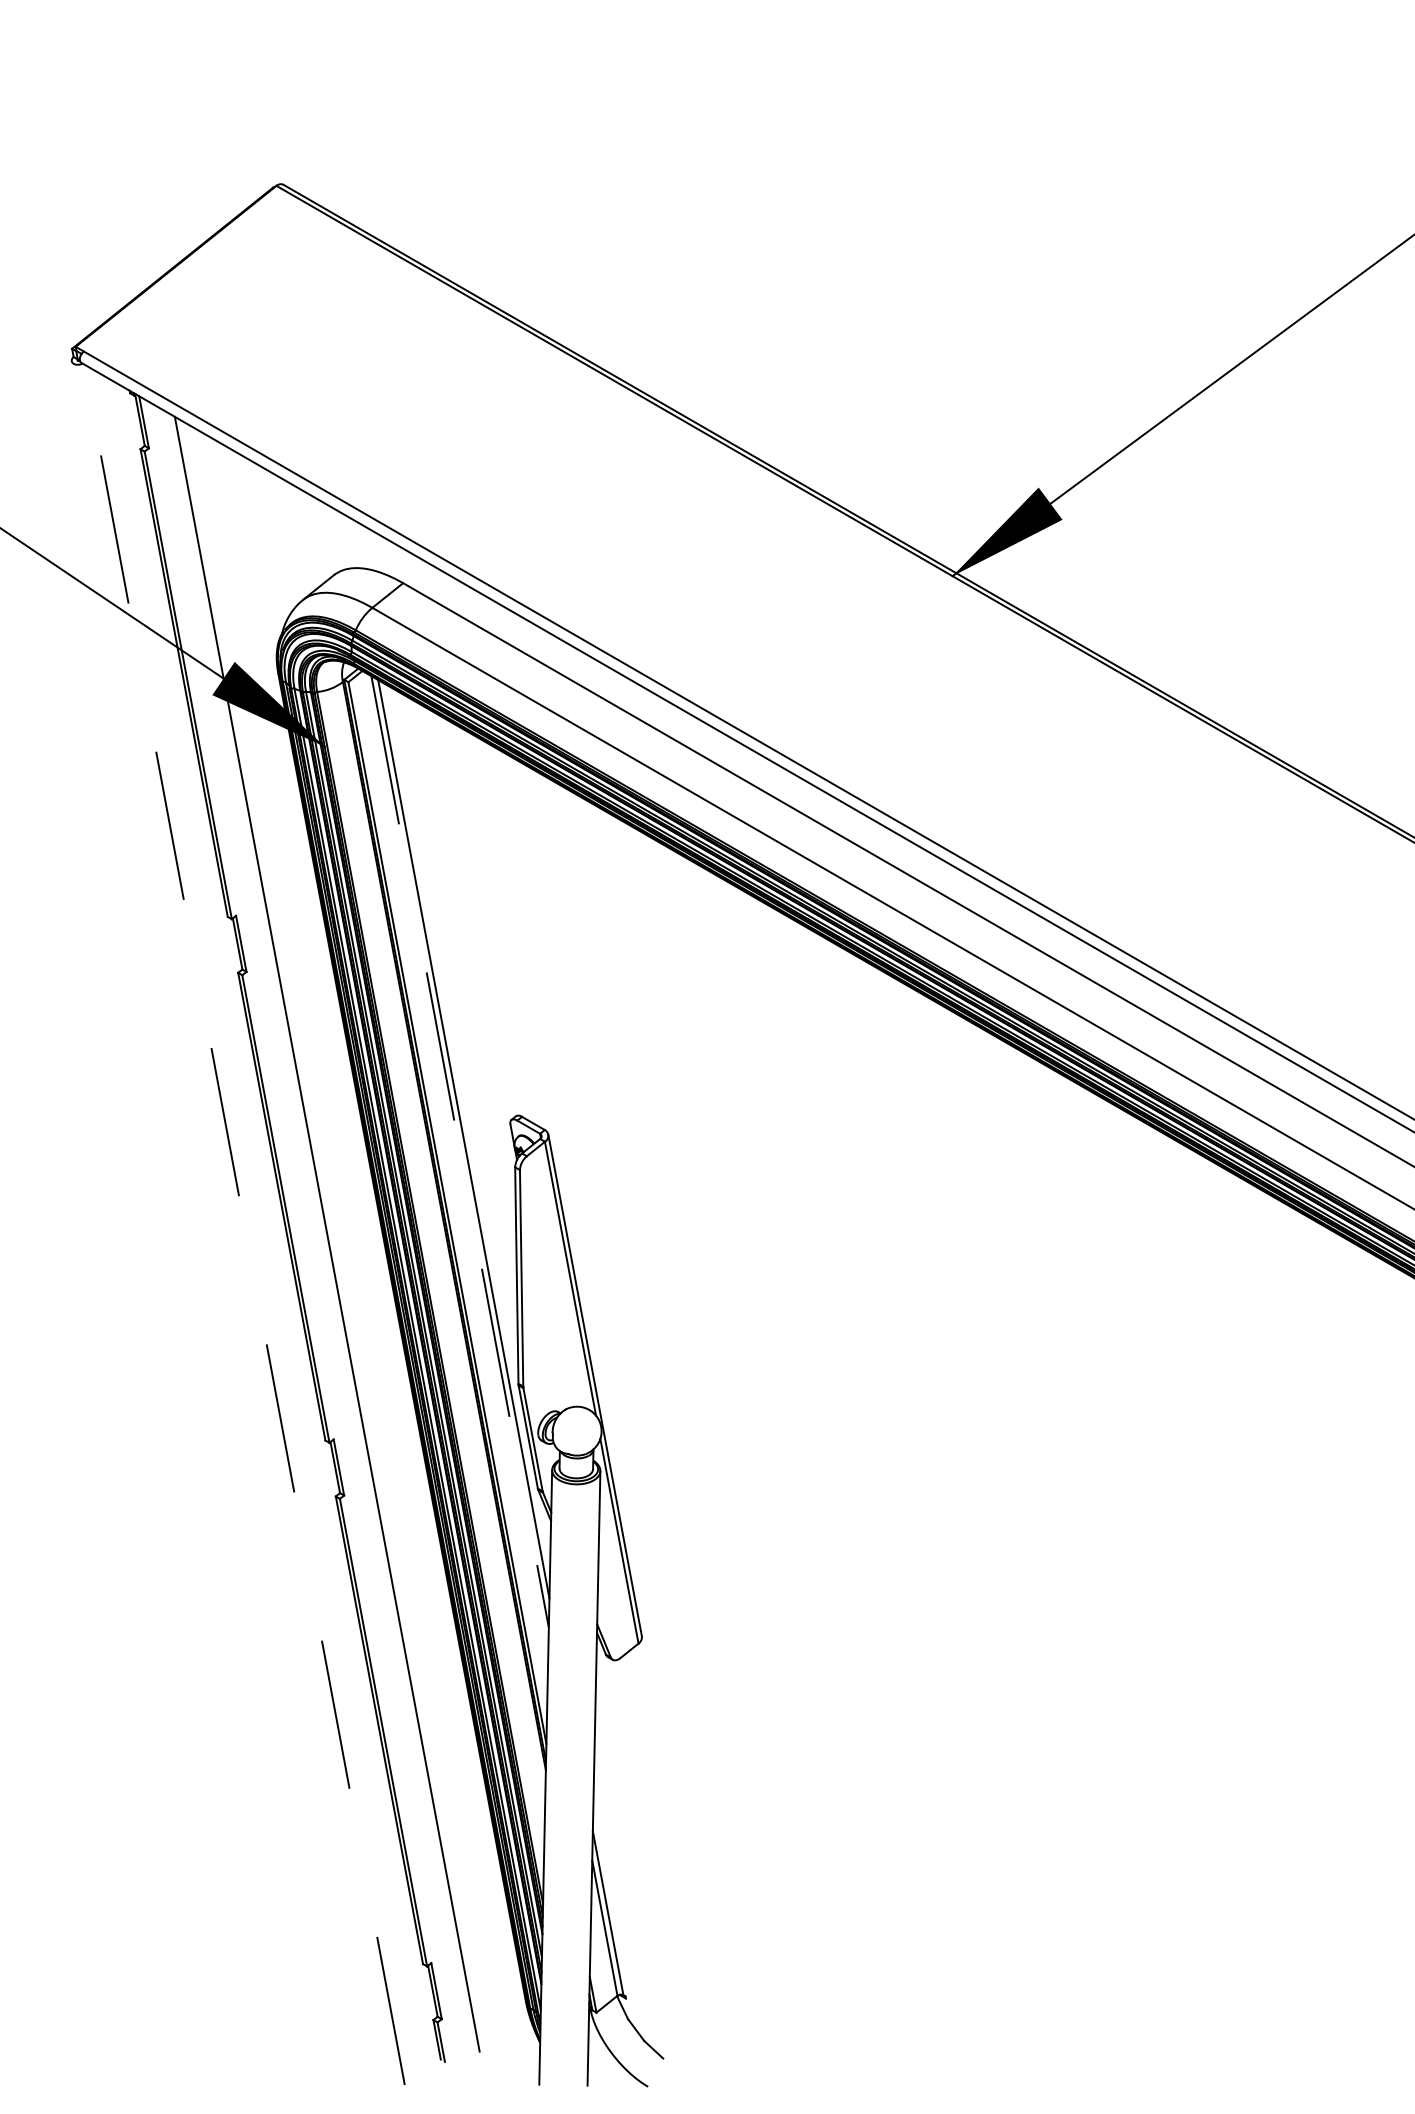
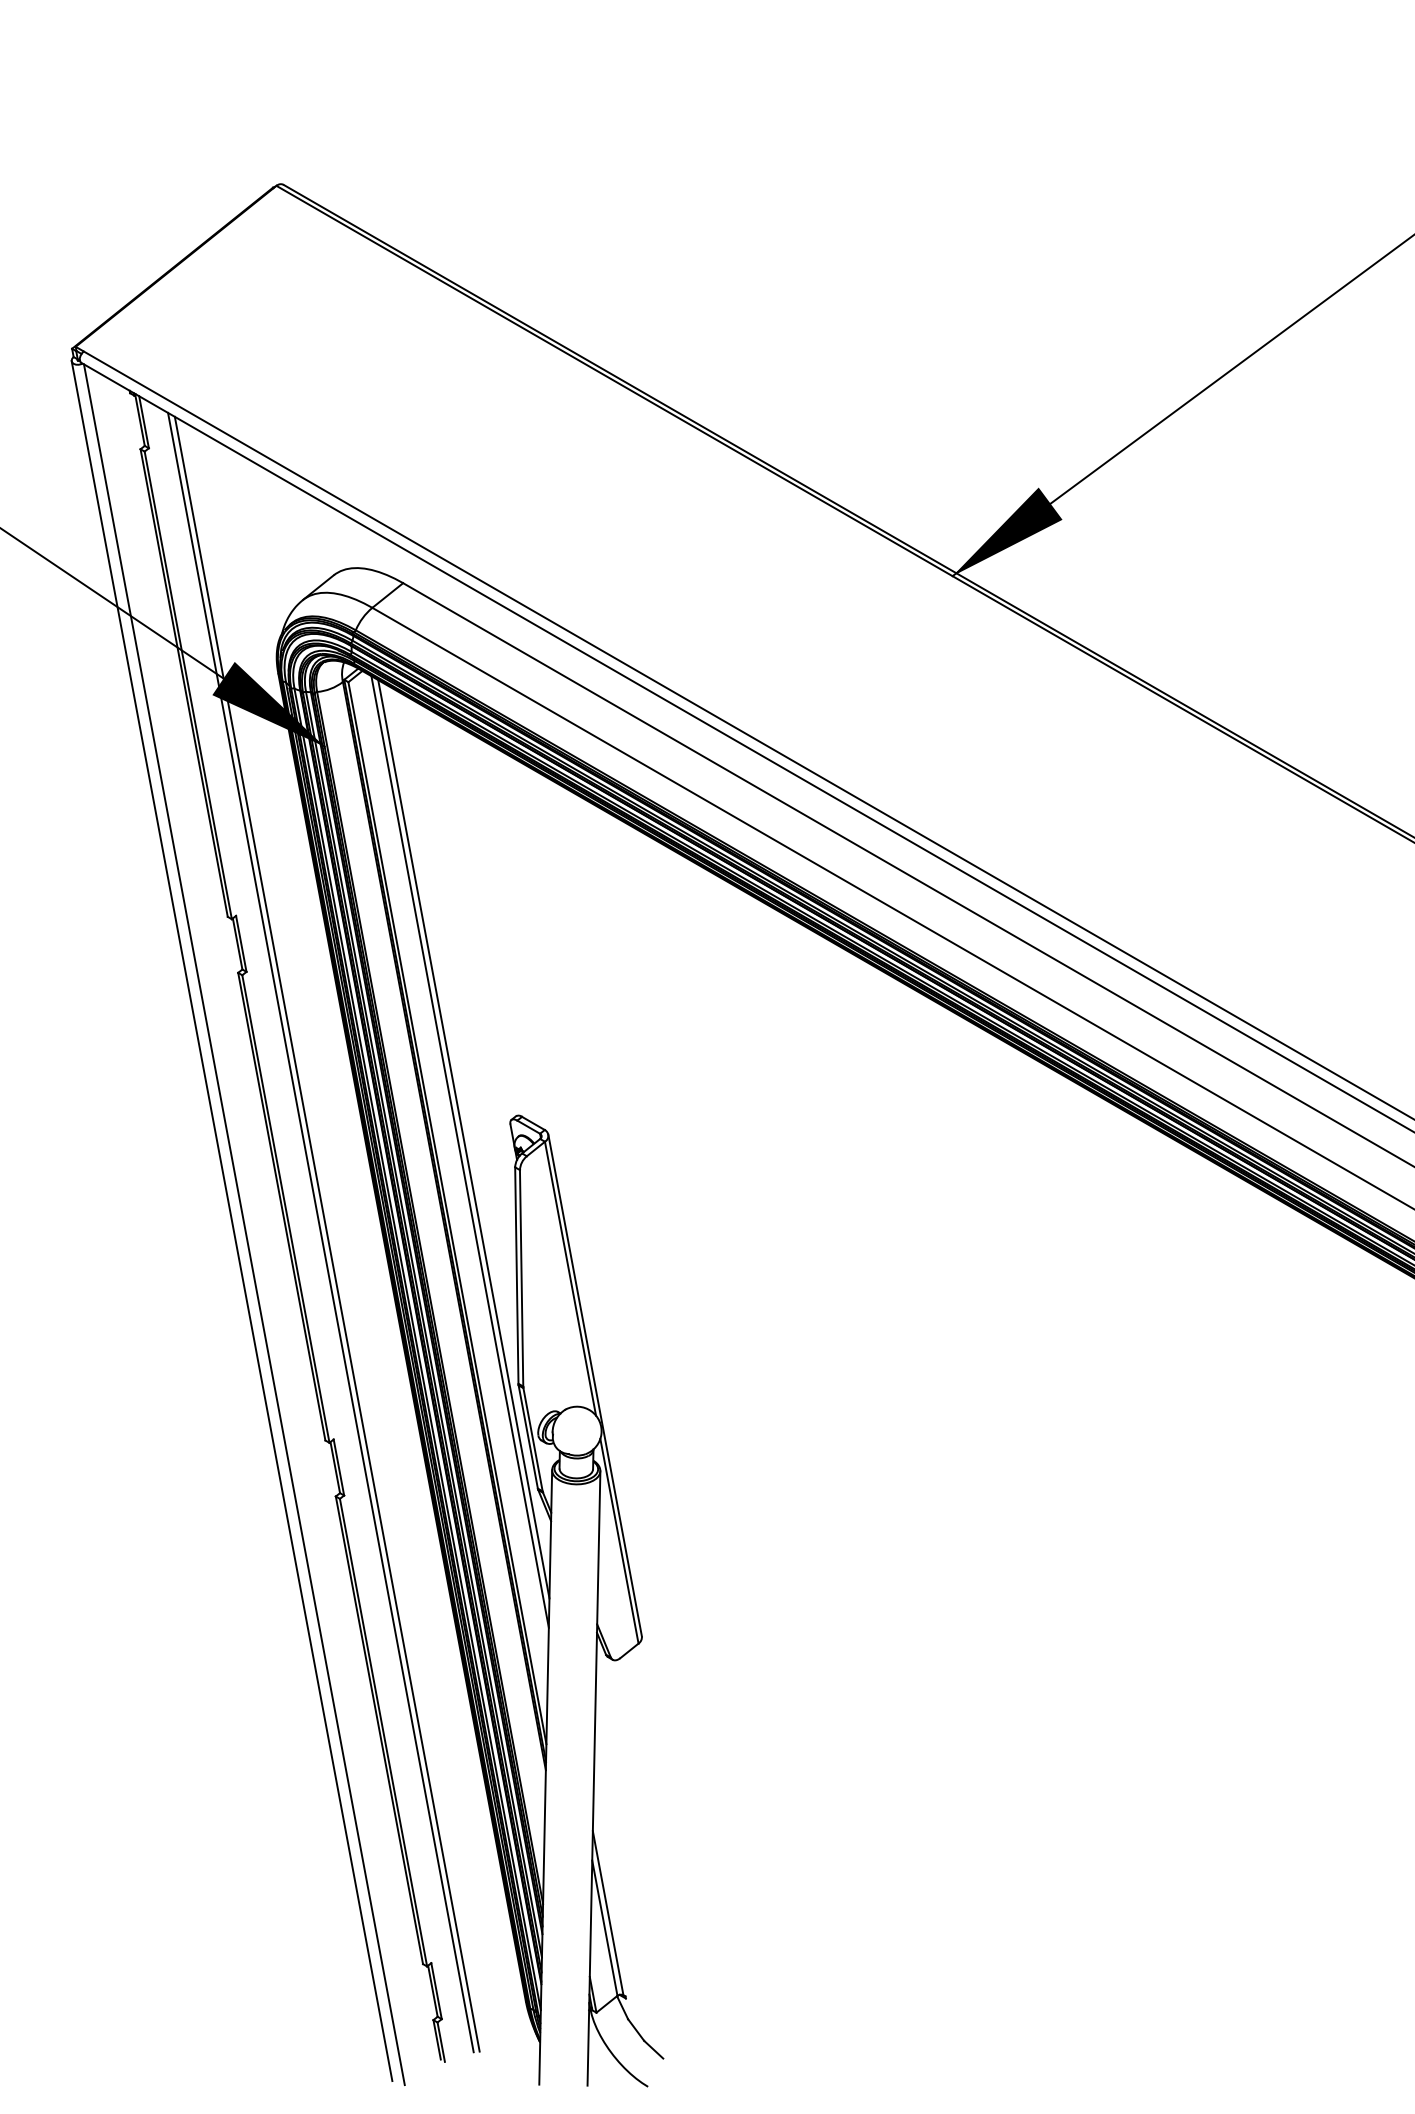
line: dashed -> solid (460, 1152)
line: none -> present (231, 1221)
line: dashed -> solid (244, 1224)
line: none -> present (320, 1232)
